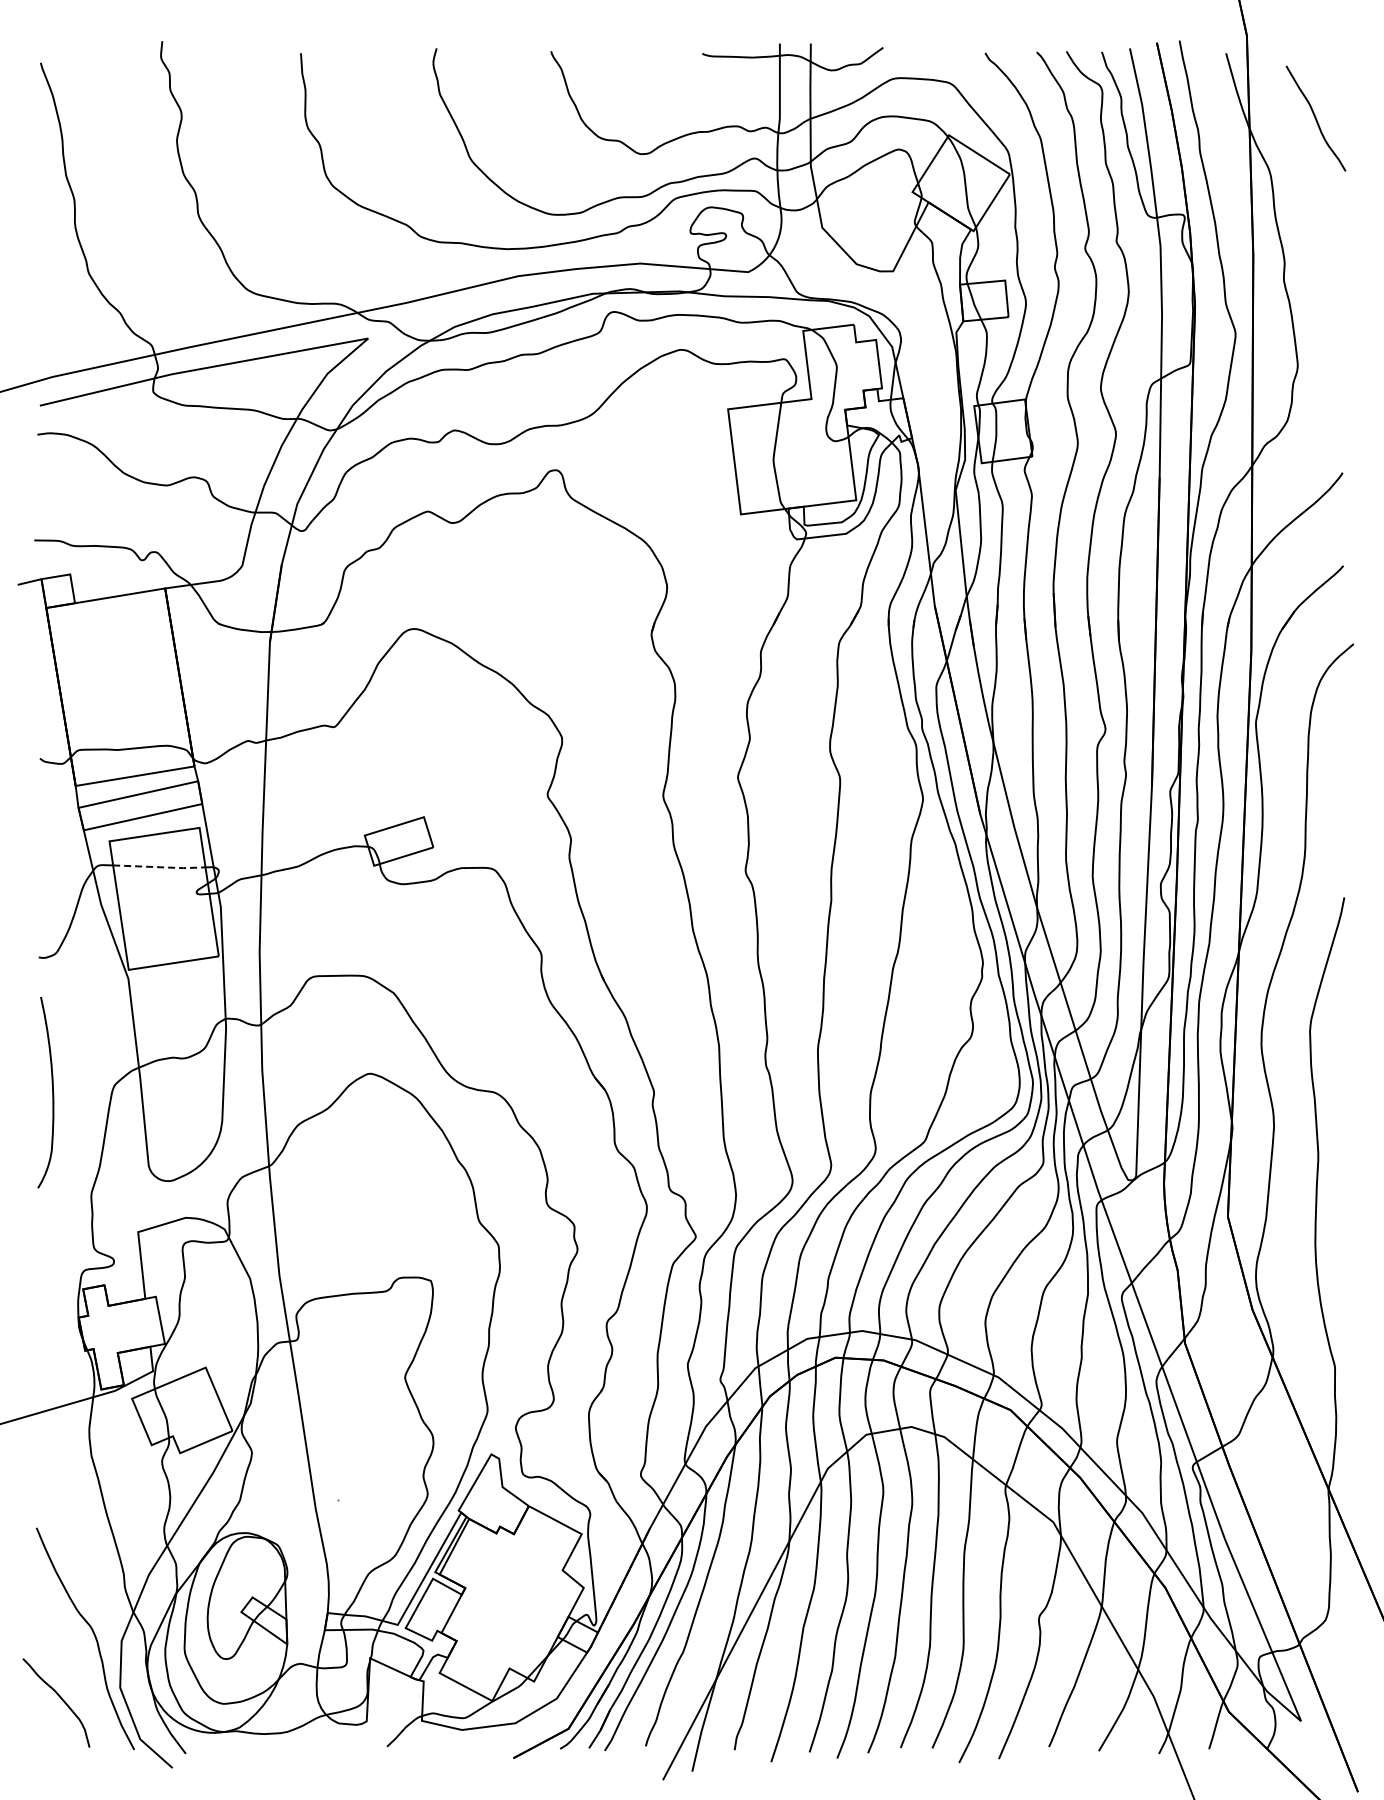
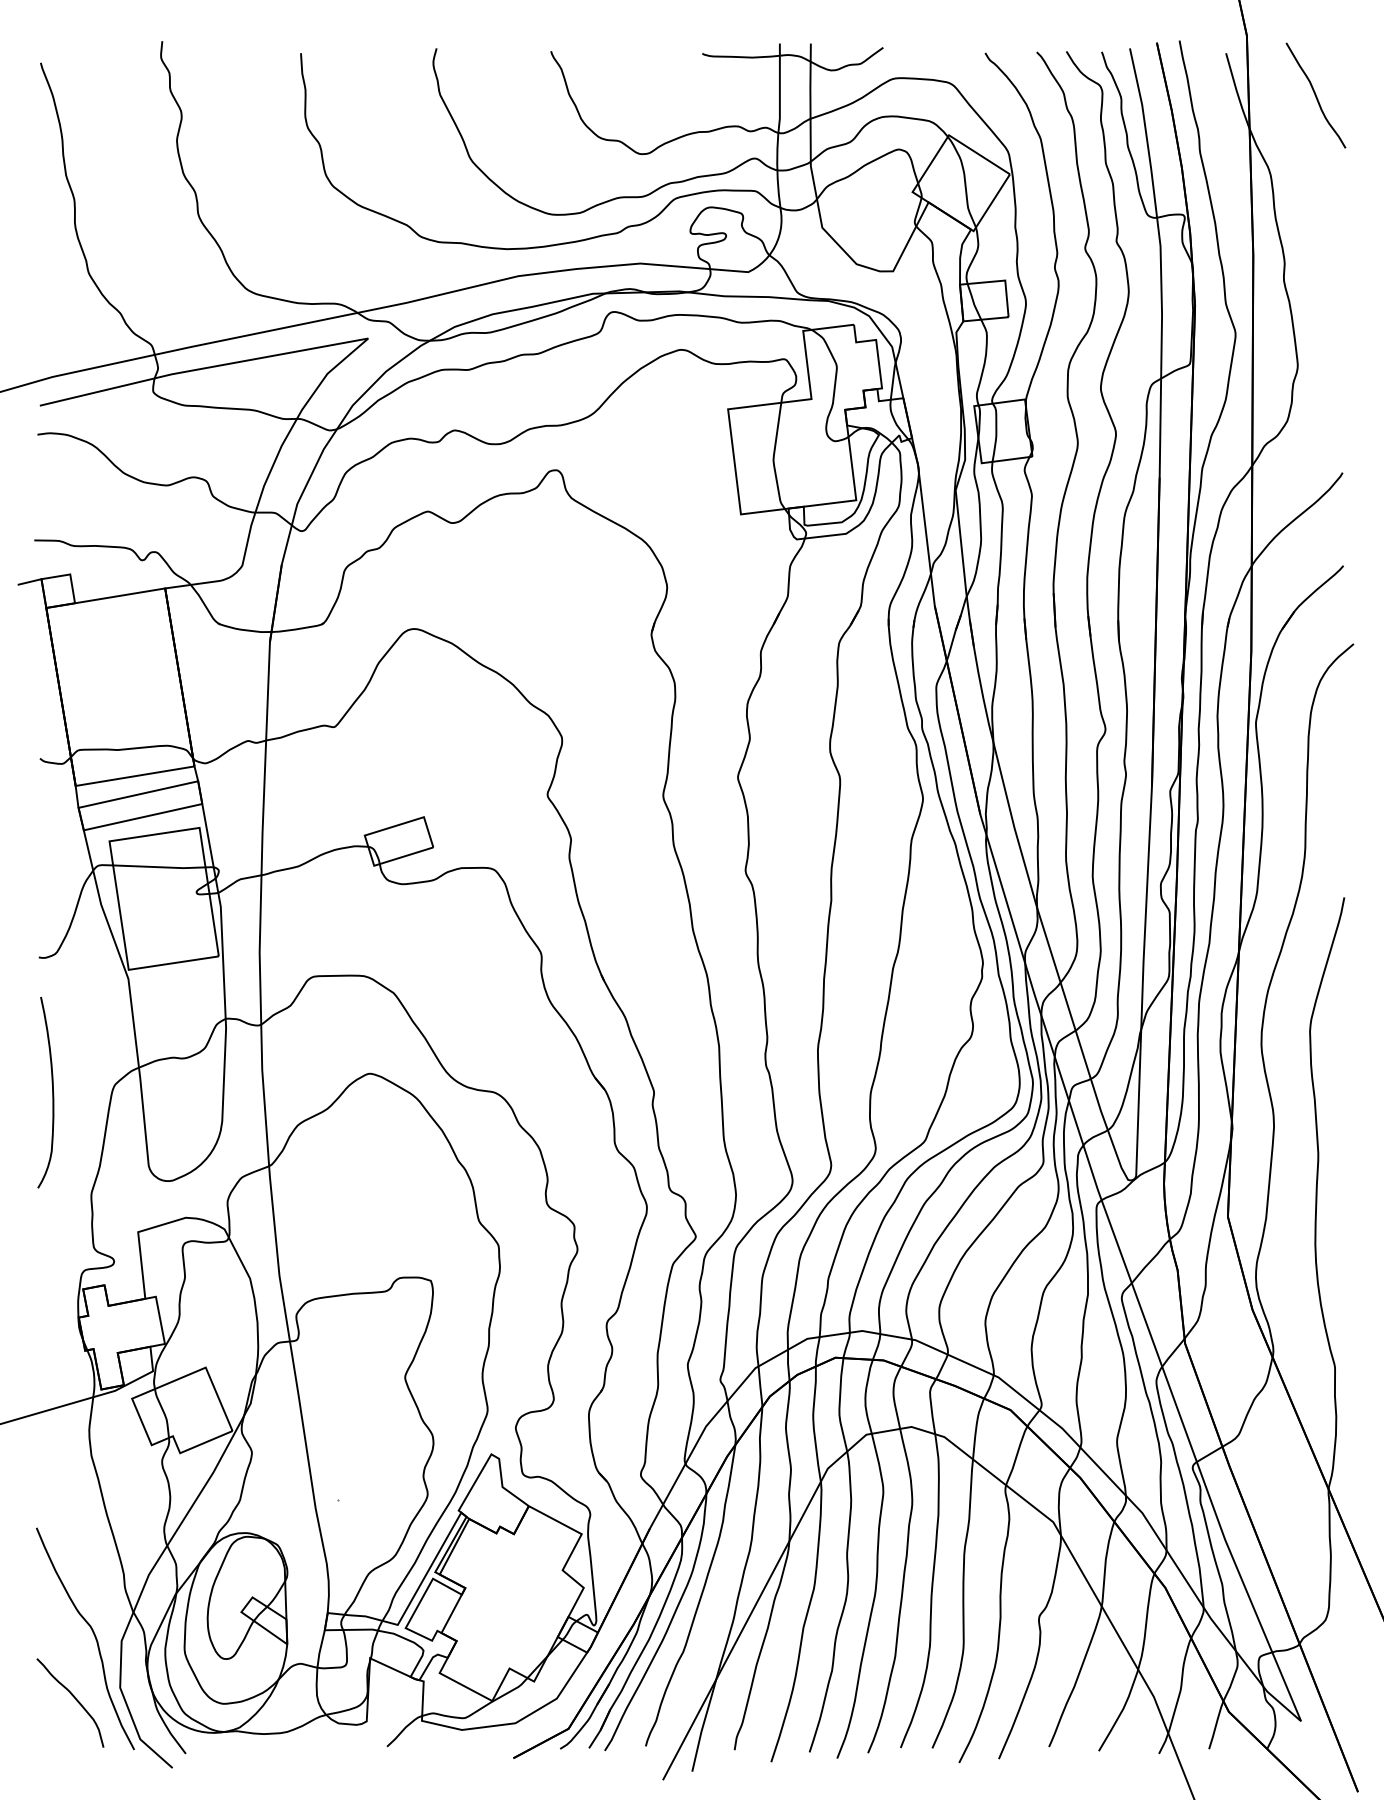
curve position: (1315, 118) -> (1315, 95) (1315, 95)
line: dashed -> solid (160, 867)
curve position: (60, 1698) -> (74, 1698) (74, 1698)
